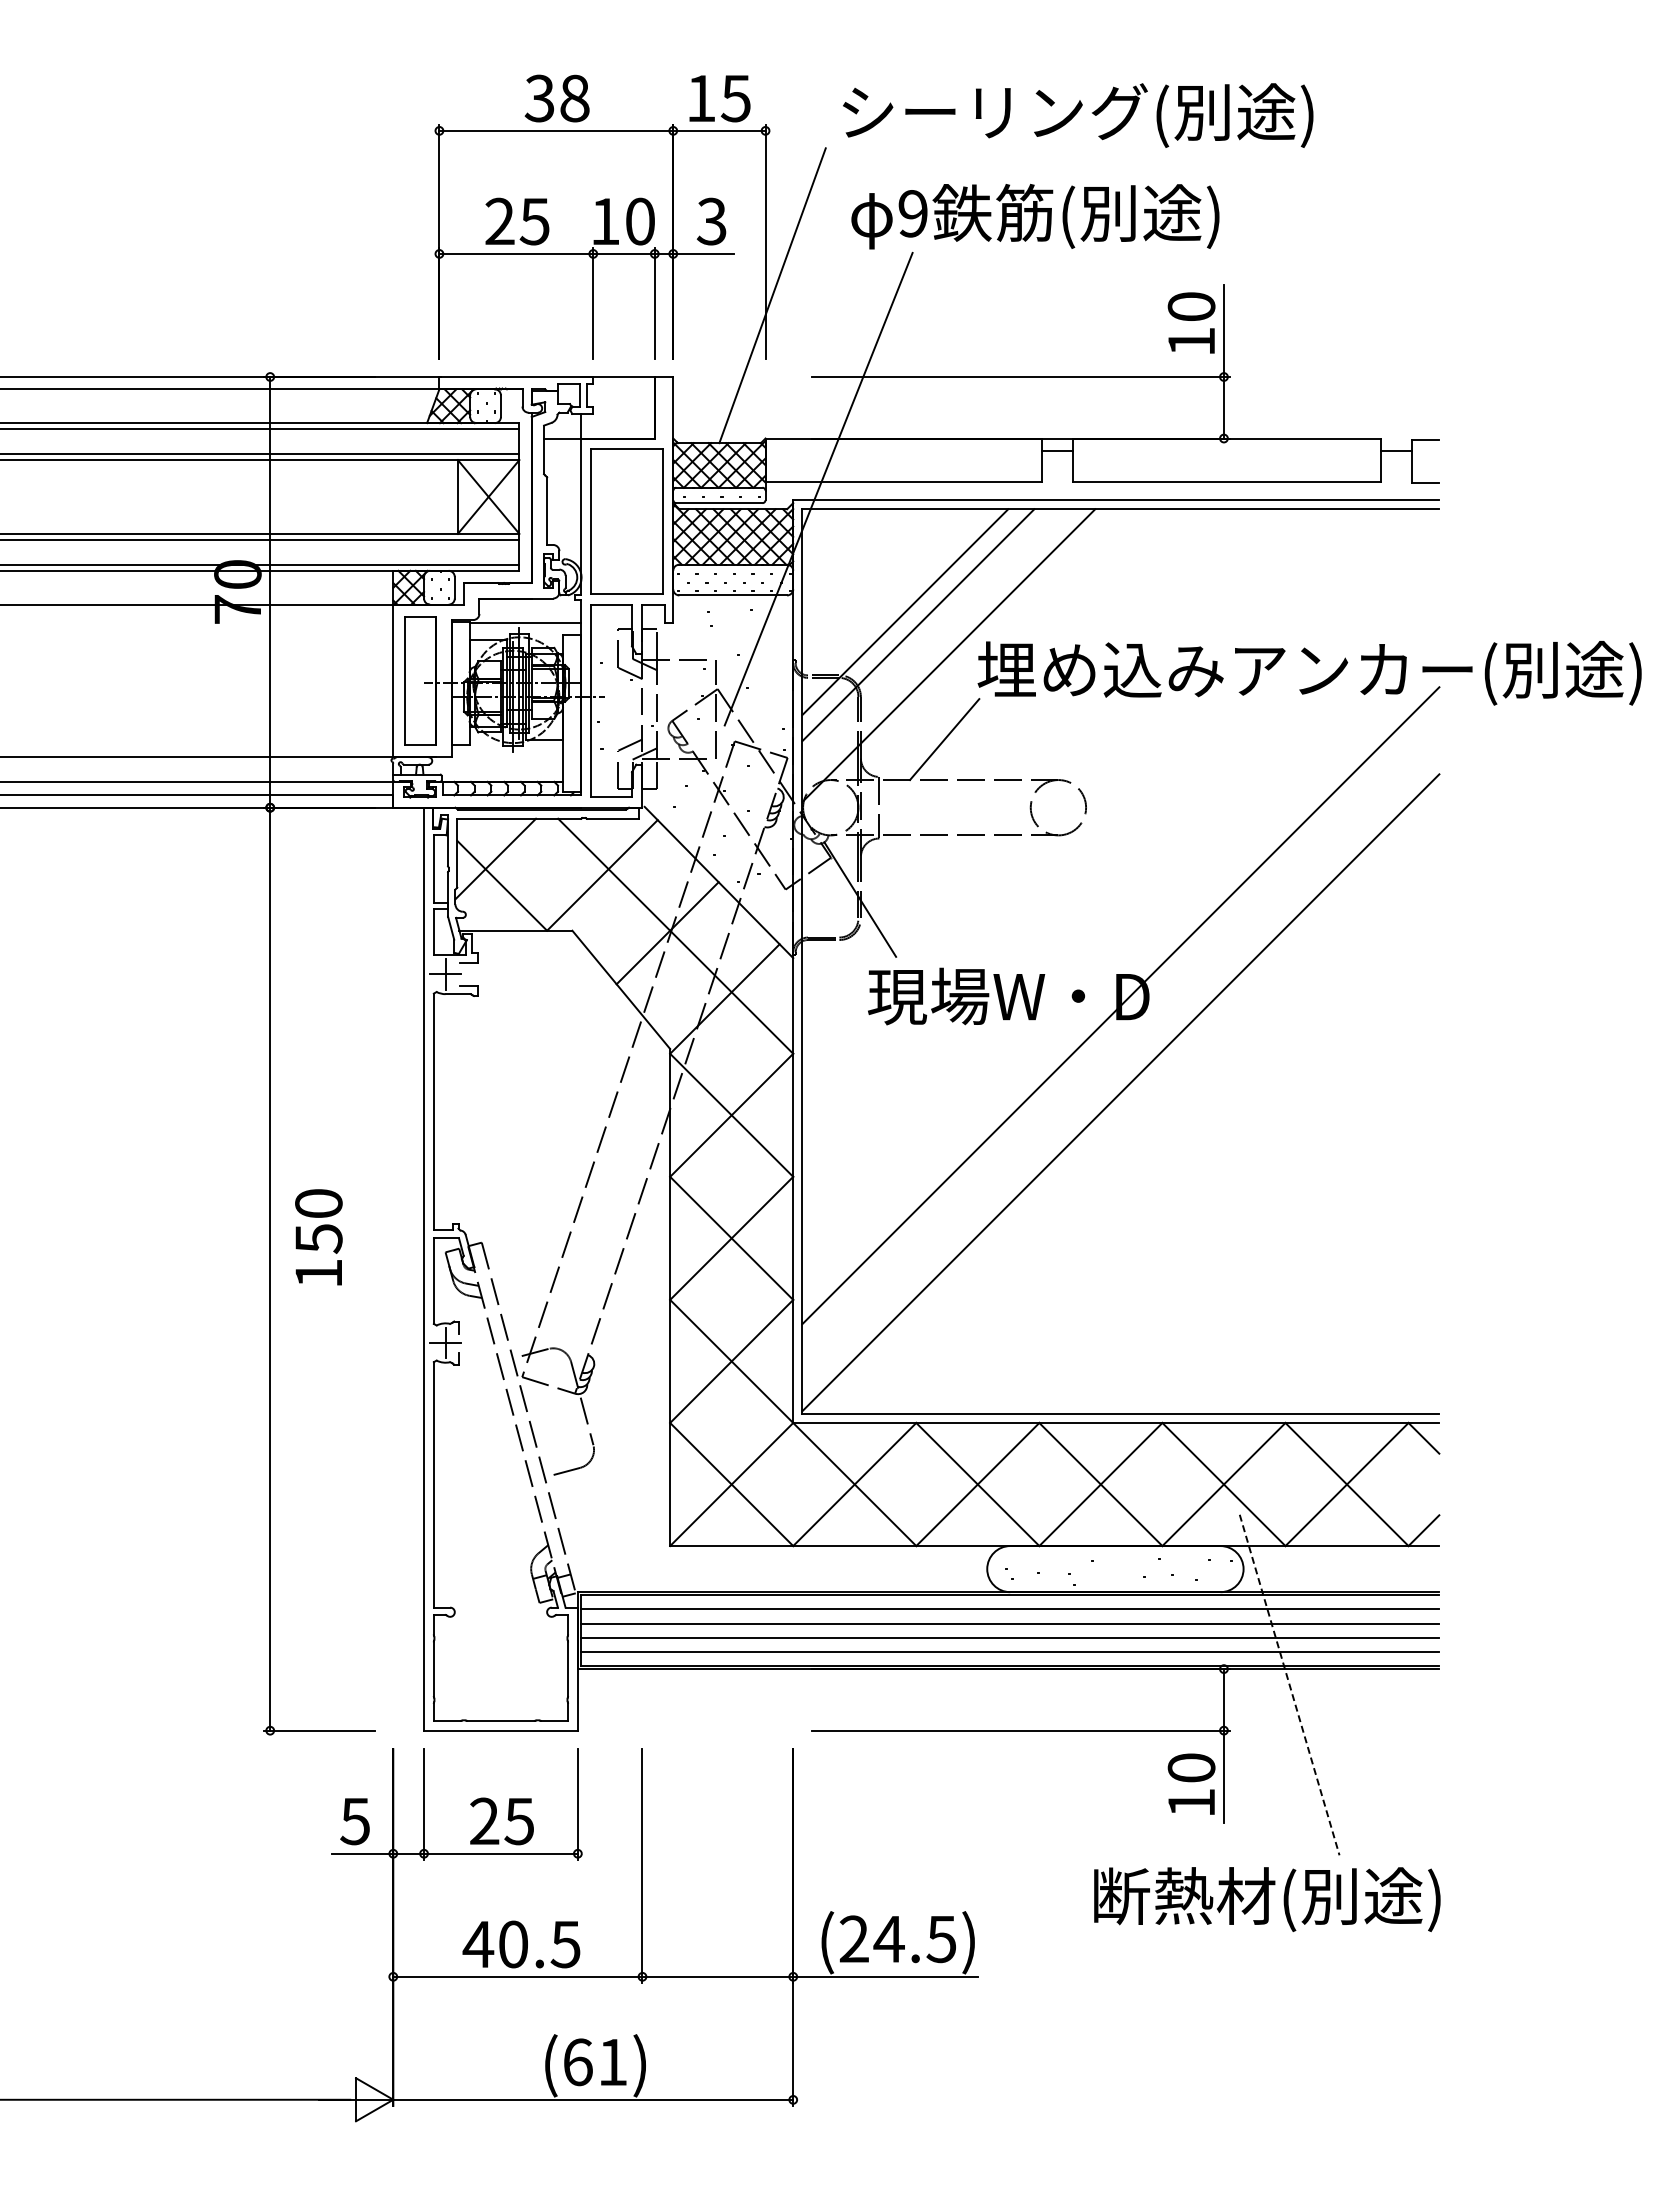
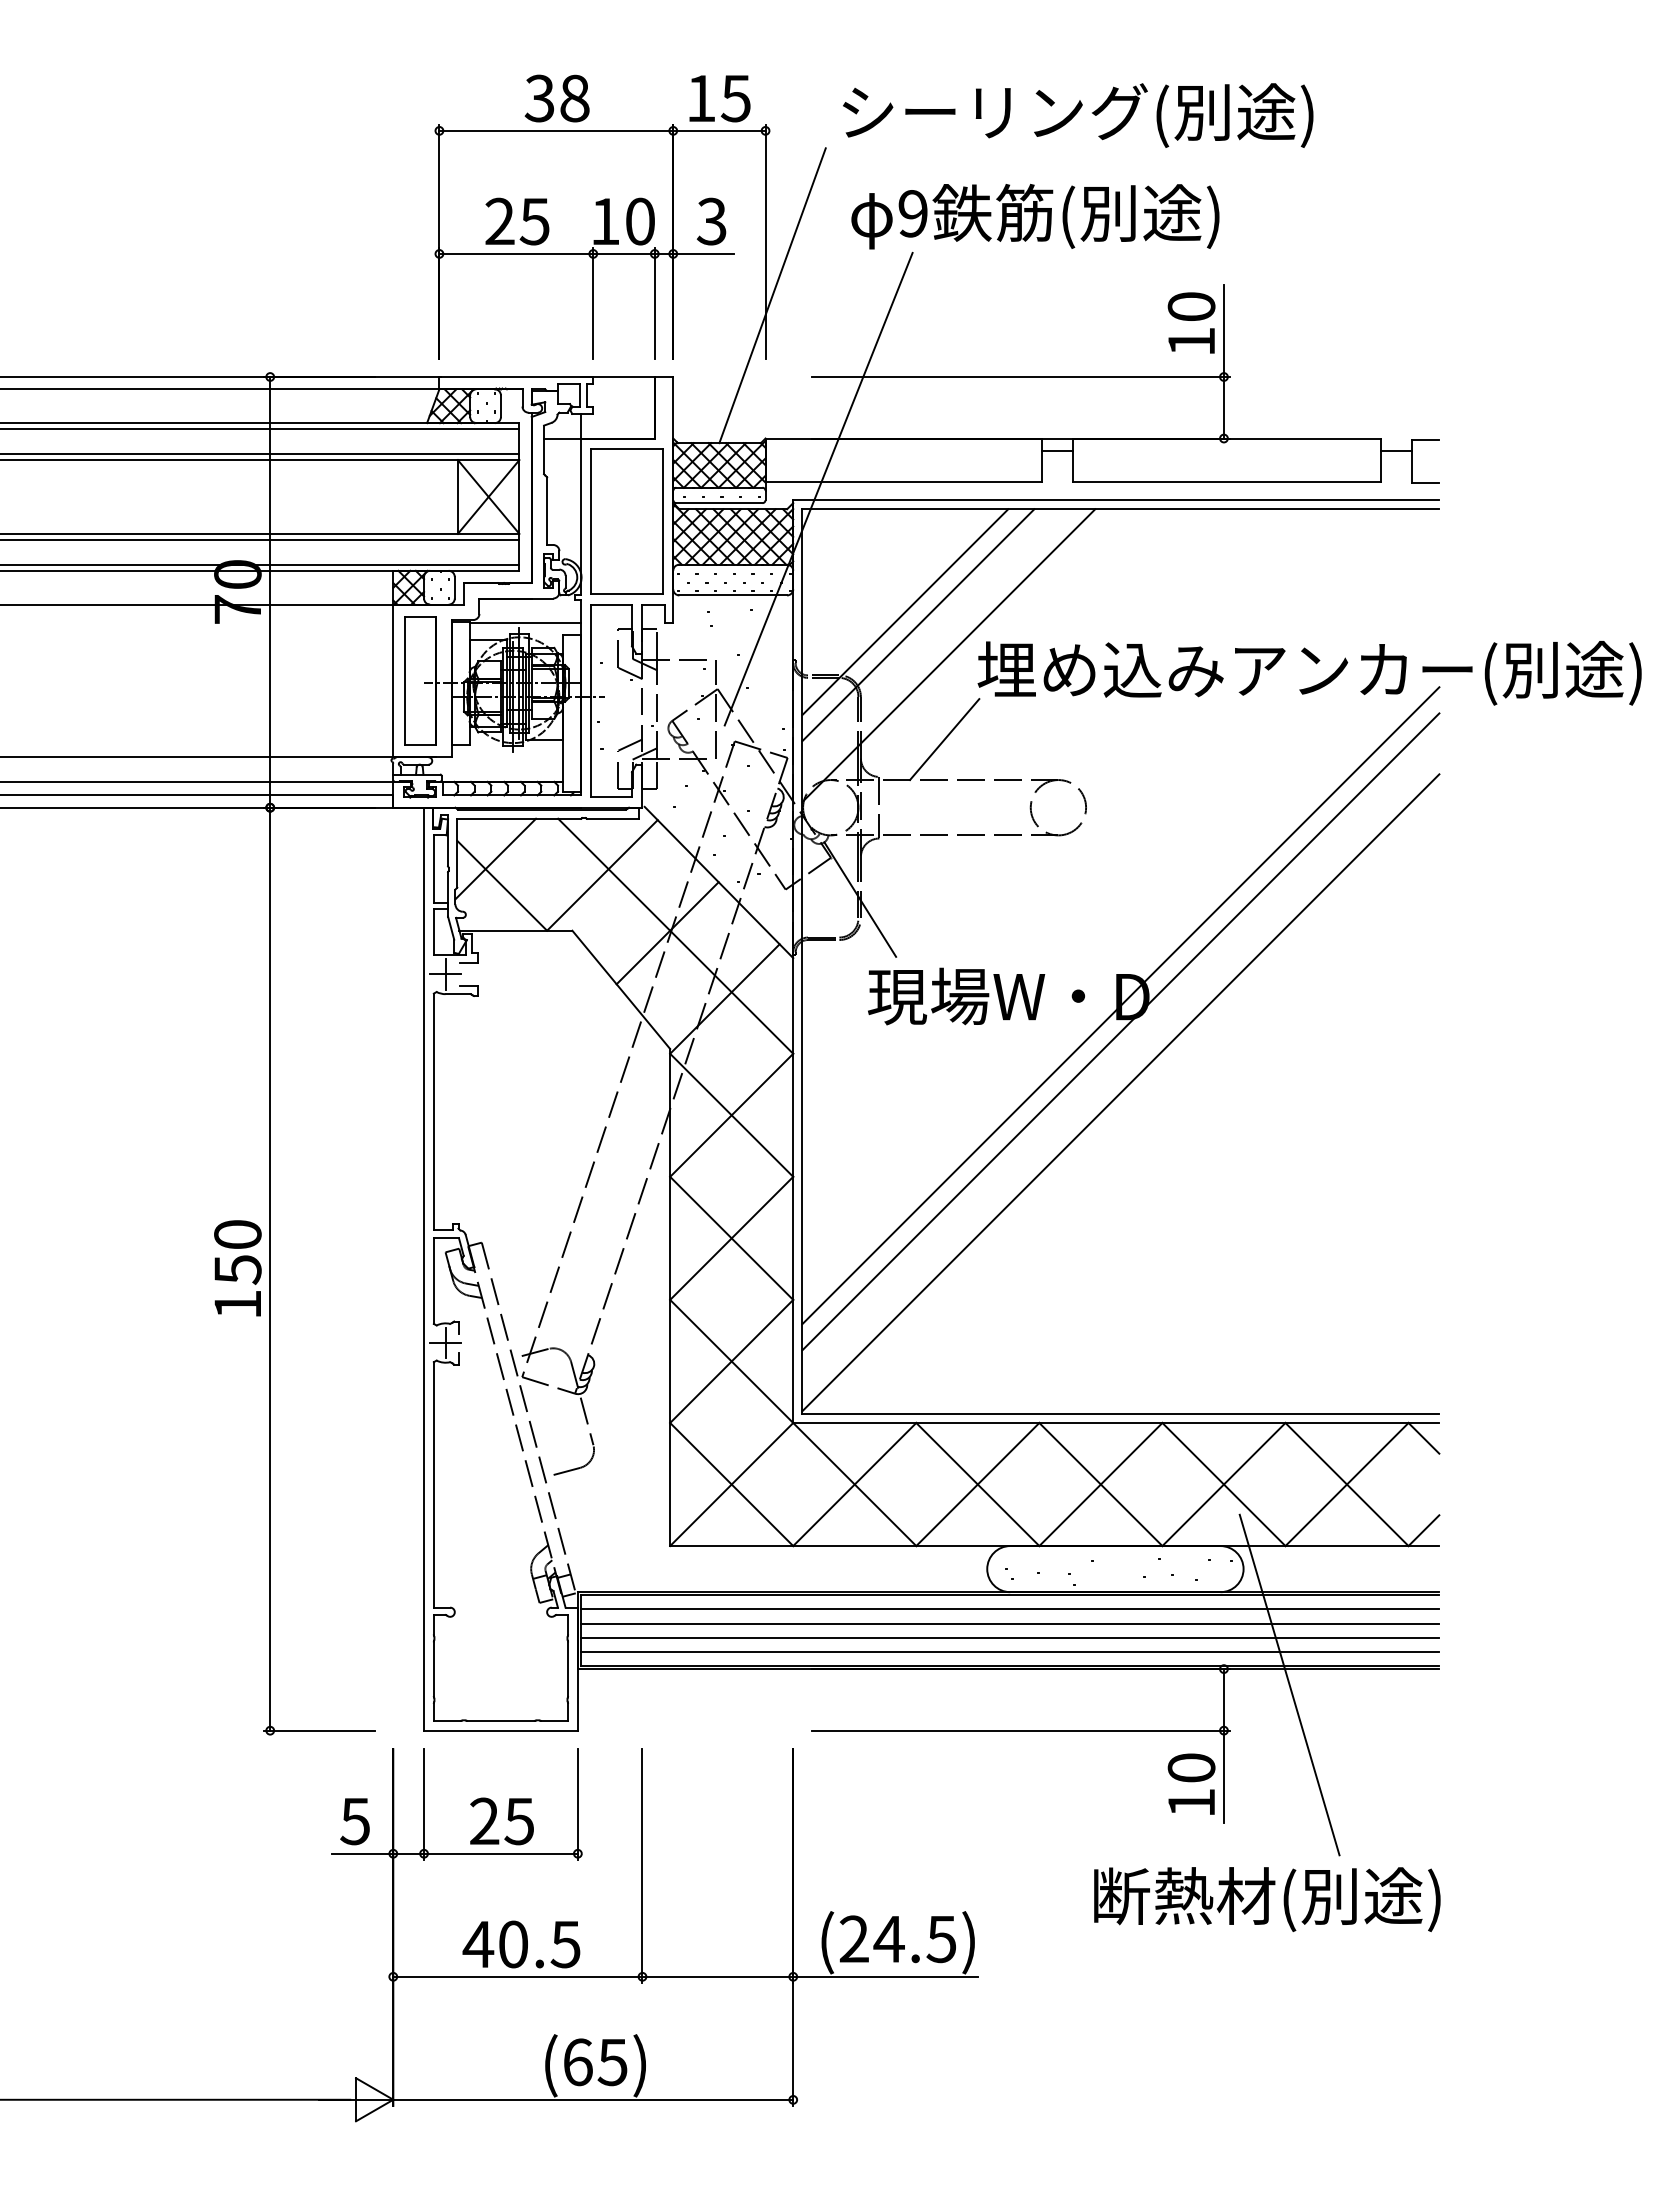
line: none -> present (1120, 1031)
text position: (318, 1237) -> (237, 1268) (237, 1268)
line: dashed -> solid (1289, 1685)
text: (61) -> (65) (612, 2062)
